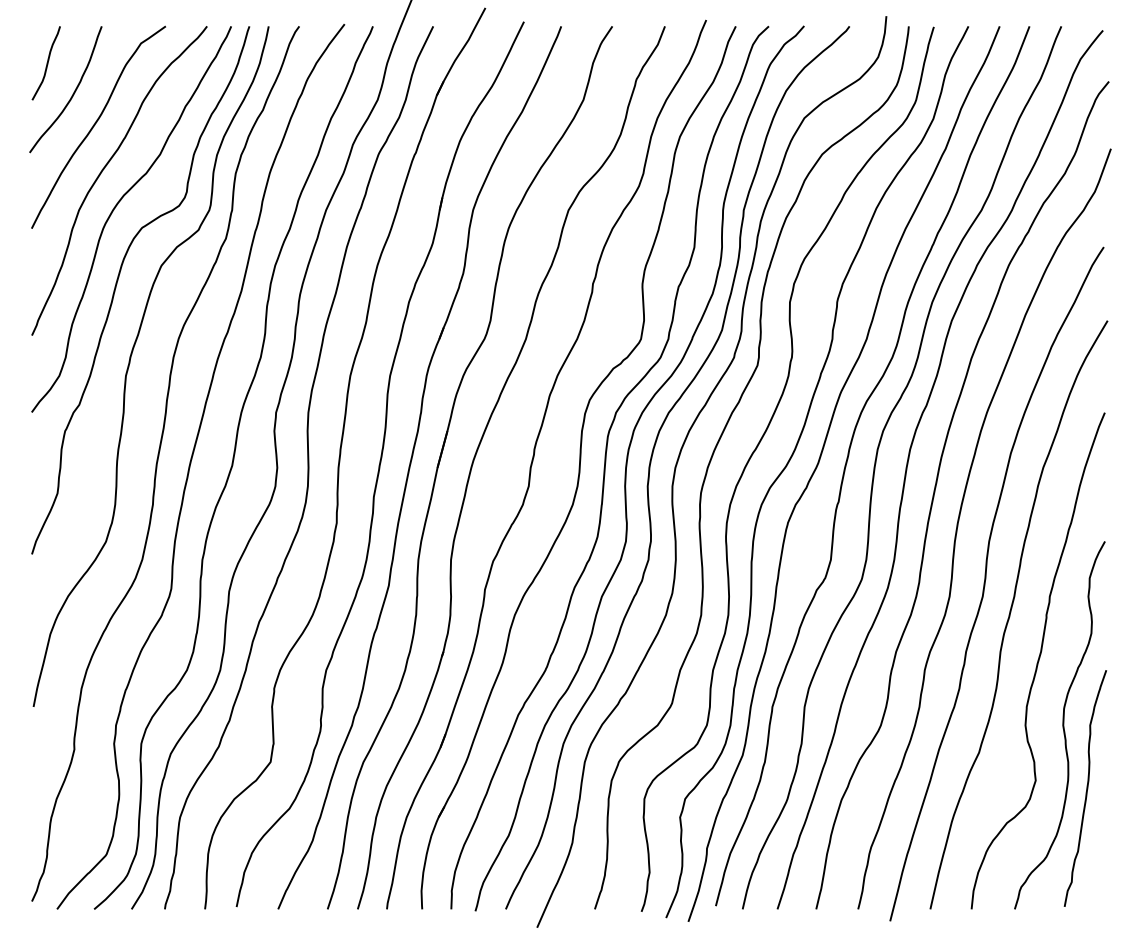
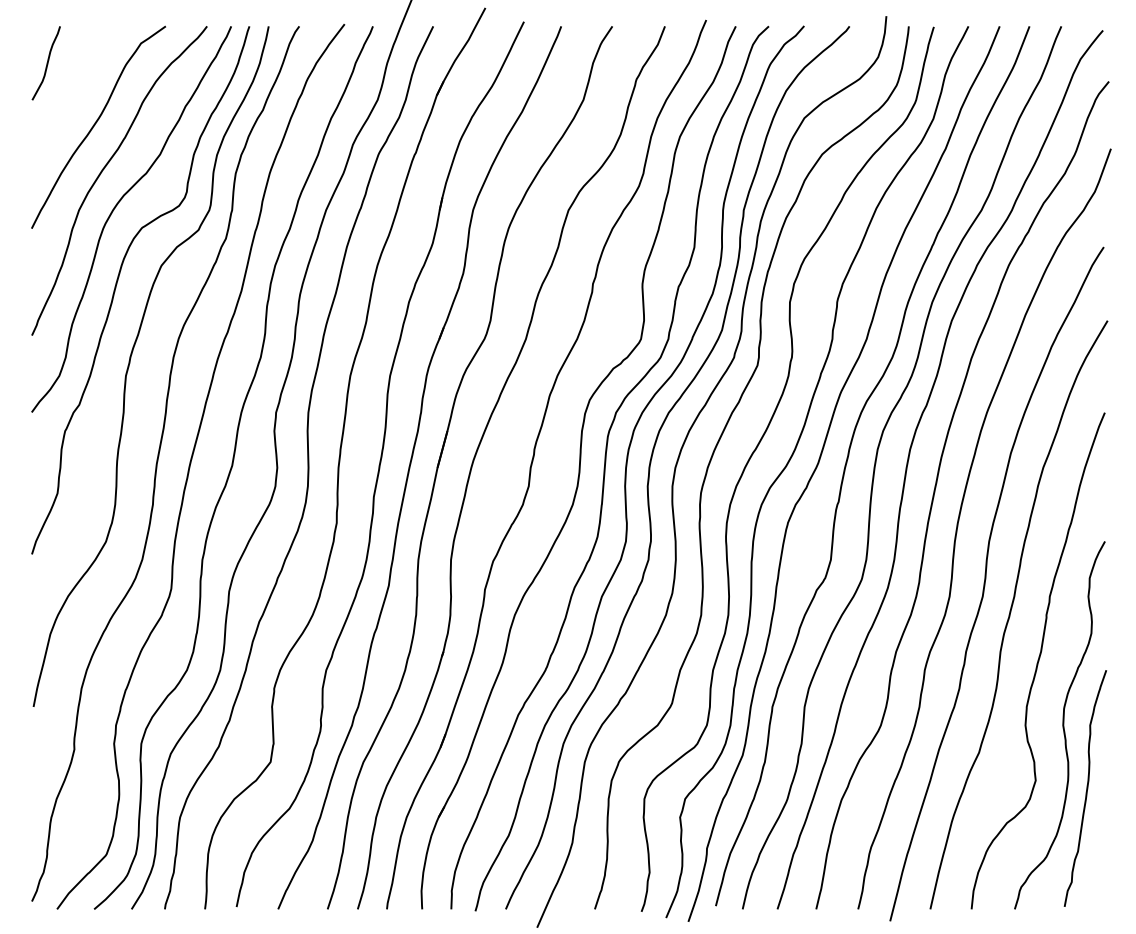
curve: present -> none (71, 95)
